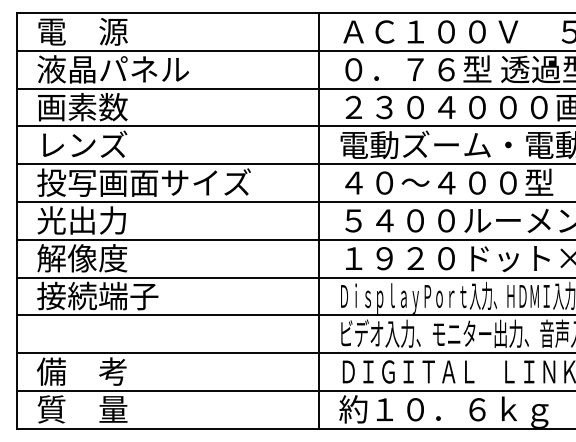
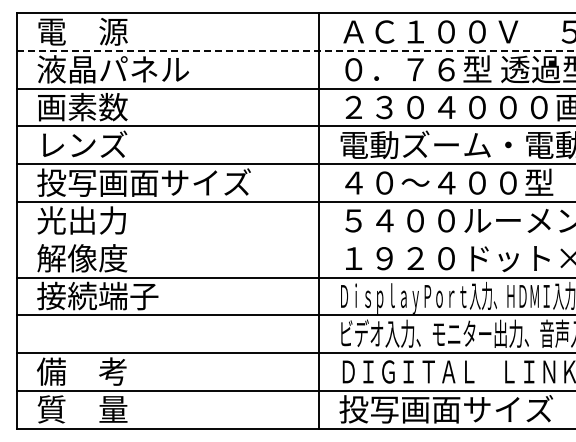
line: solid -> dashed (297, 50)
line: present -> none (294, 239)
text: 約１０．６ｋｇ -> 投写画面サイズ (446, 411)
